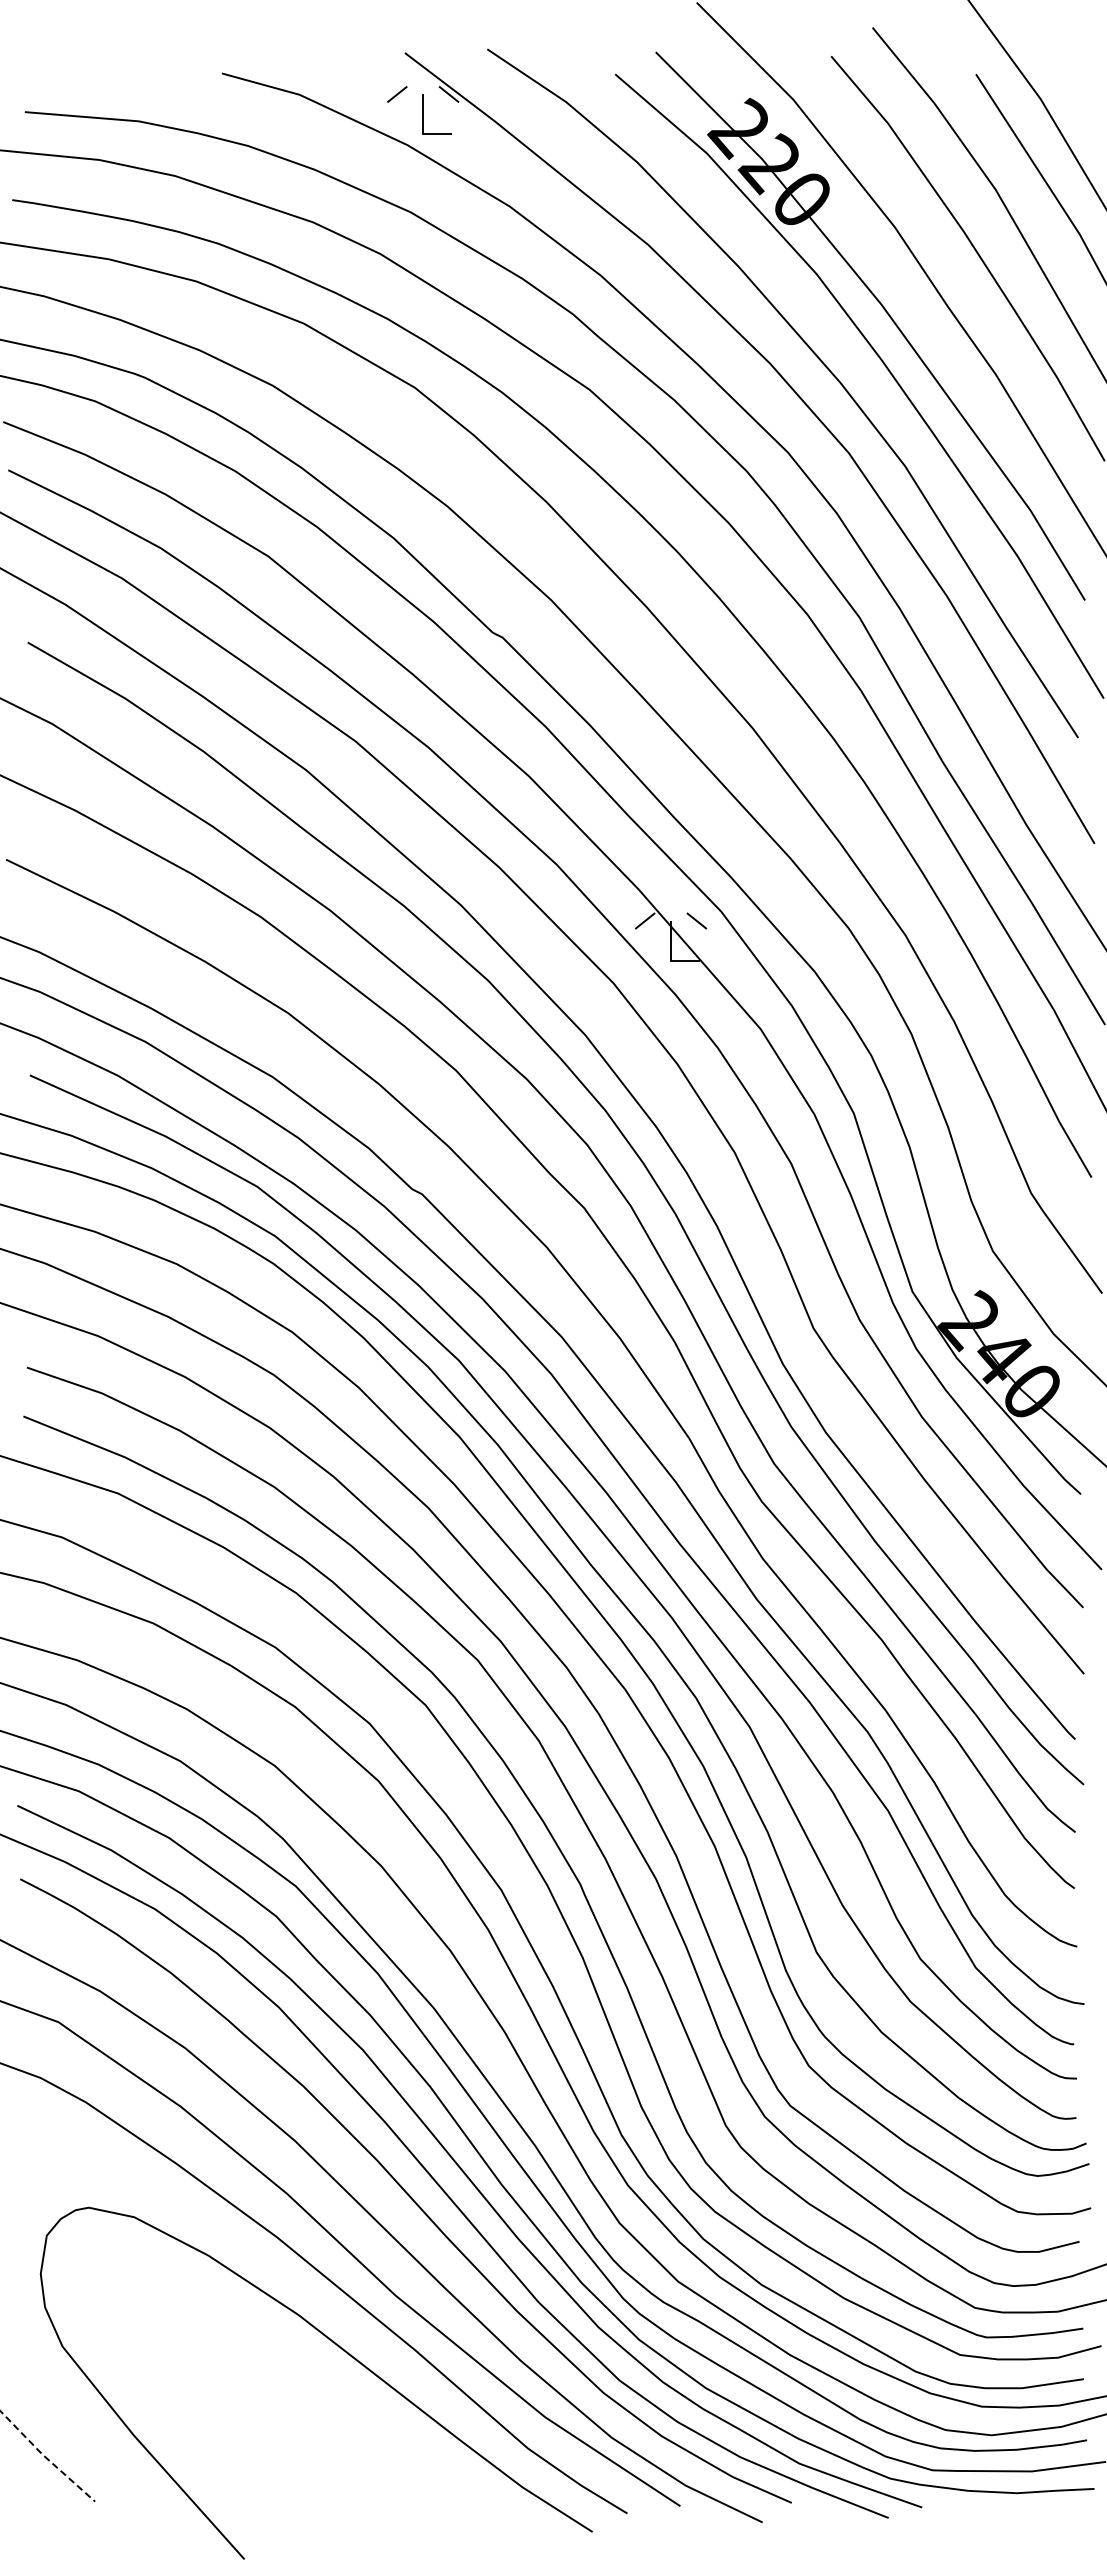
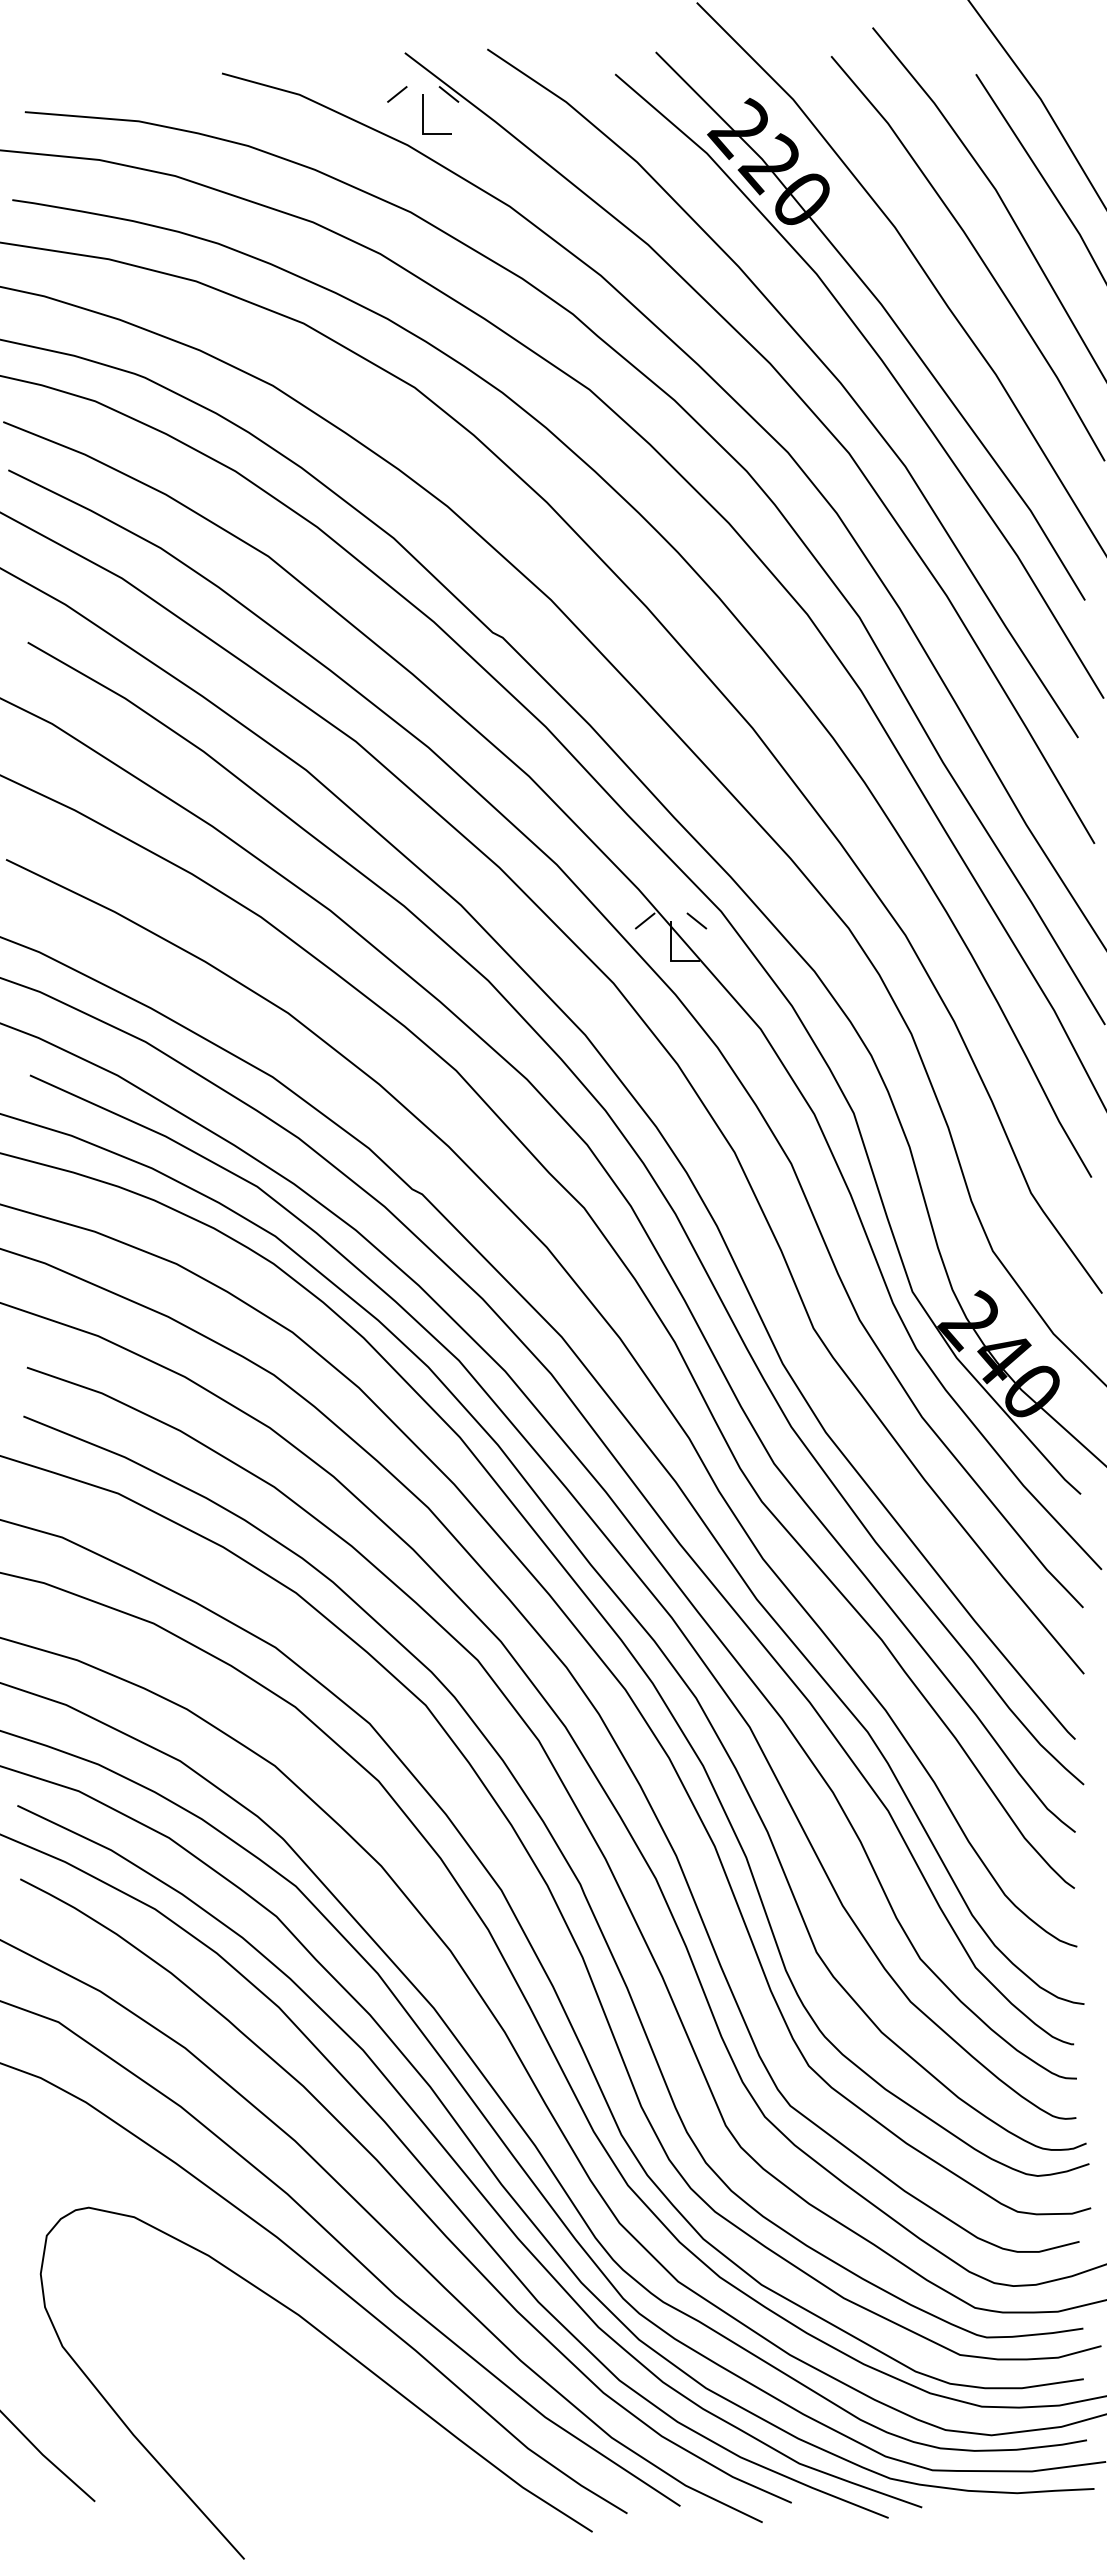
line: dashed -> solid (46, 2458)
